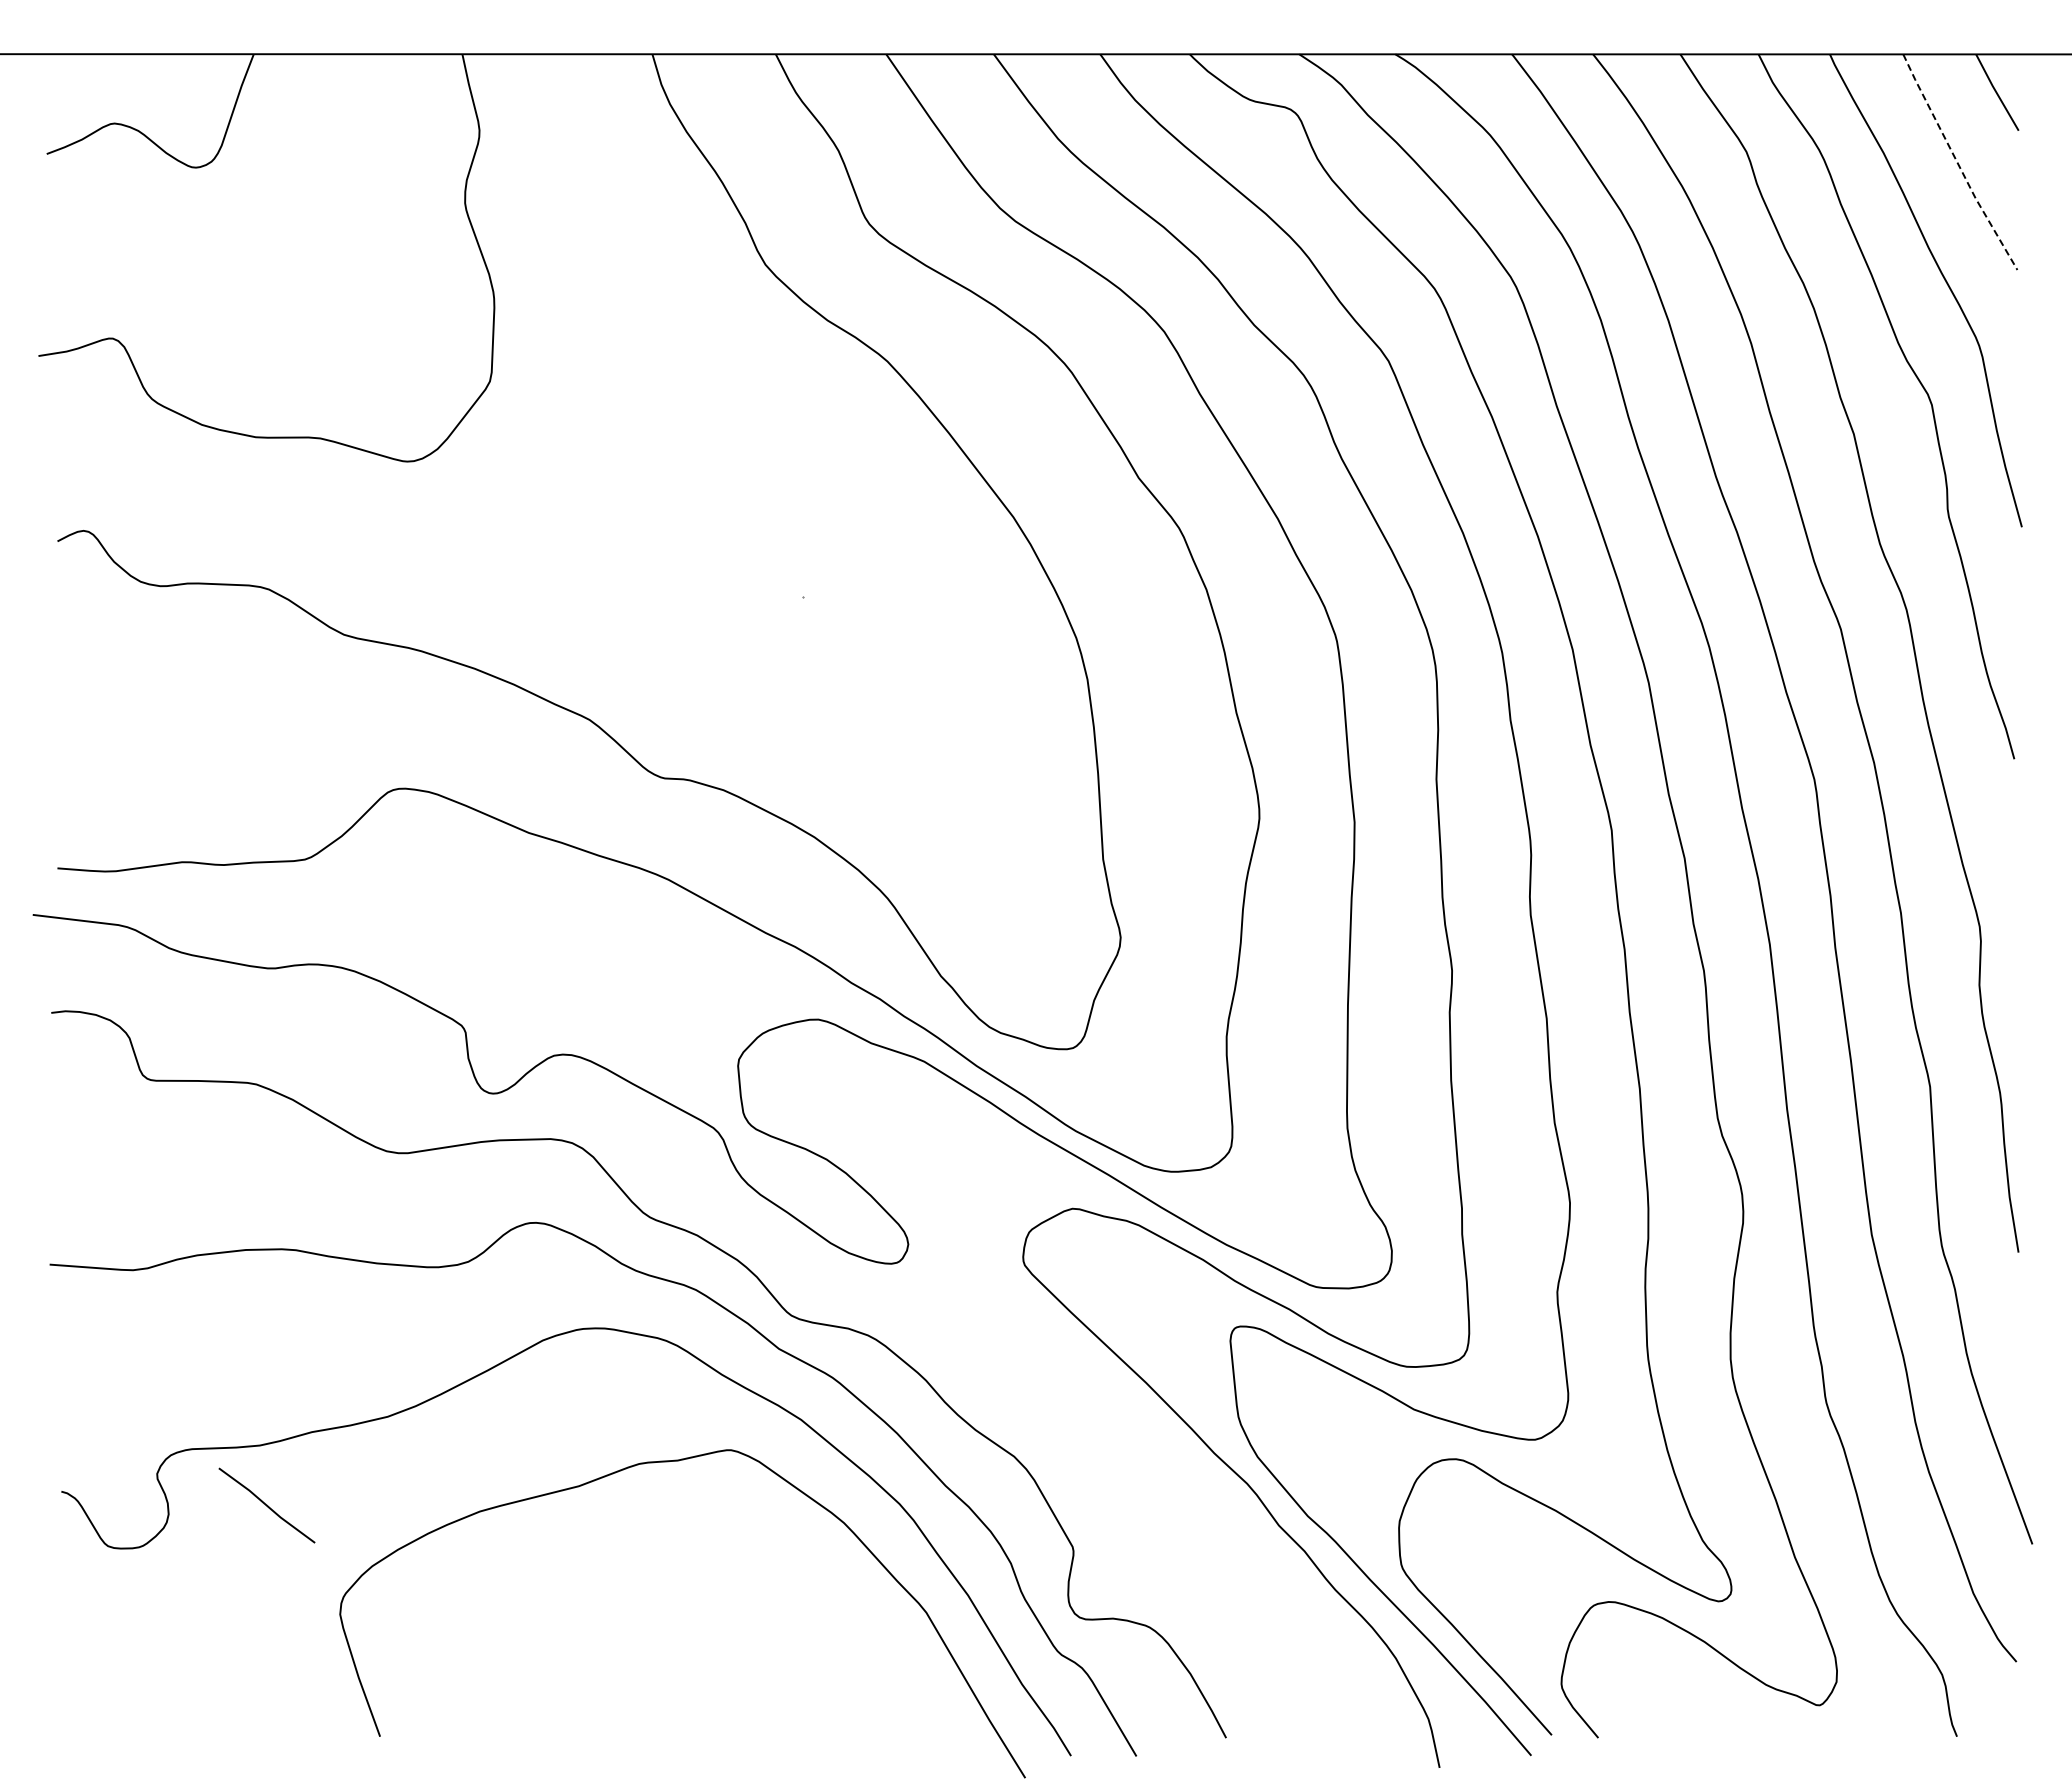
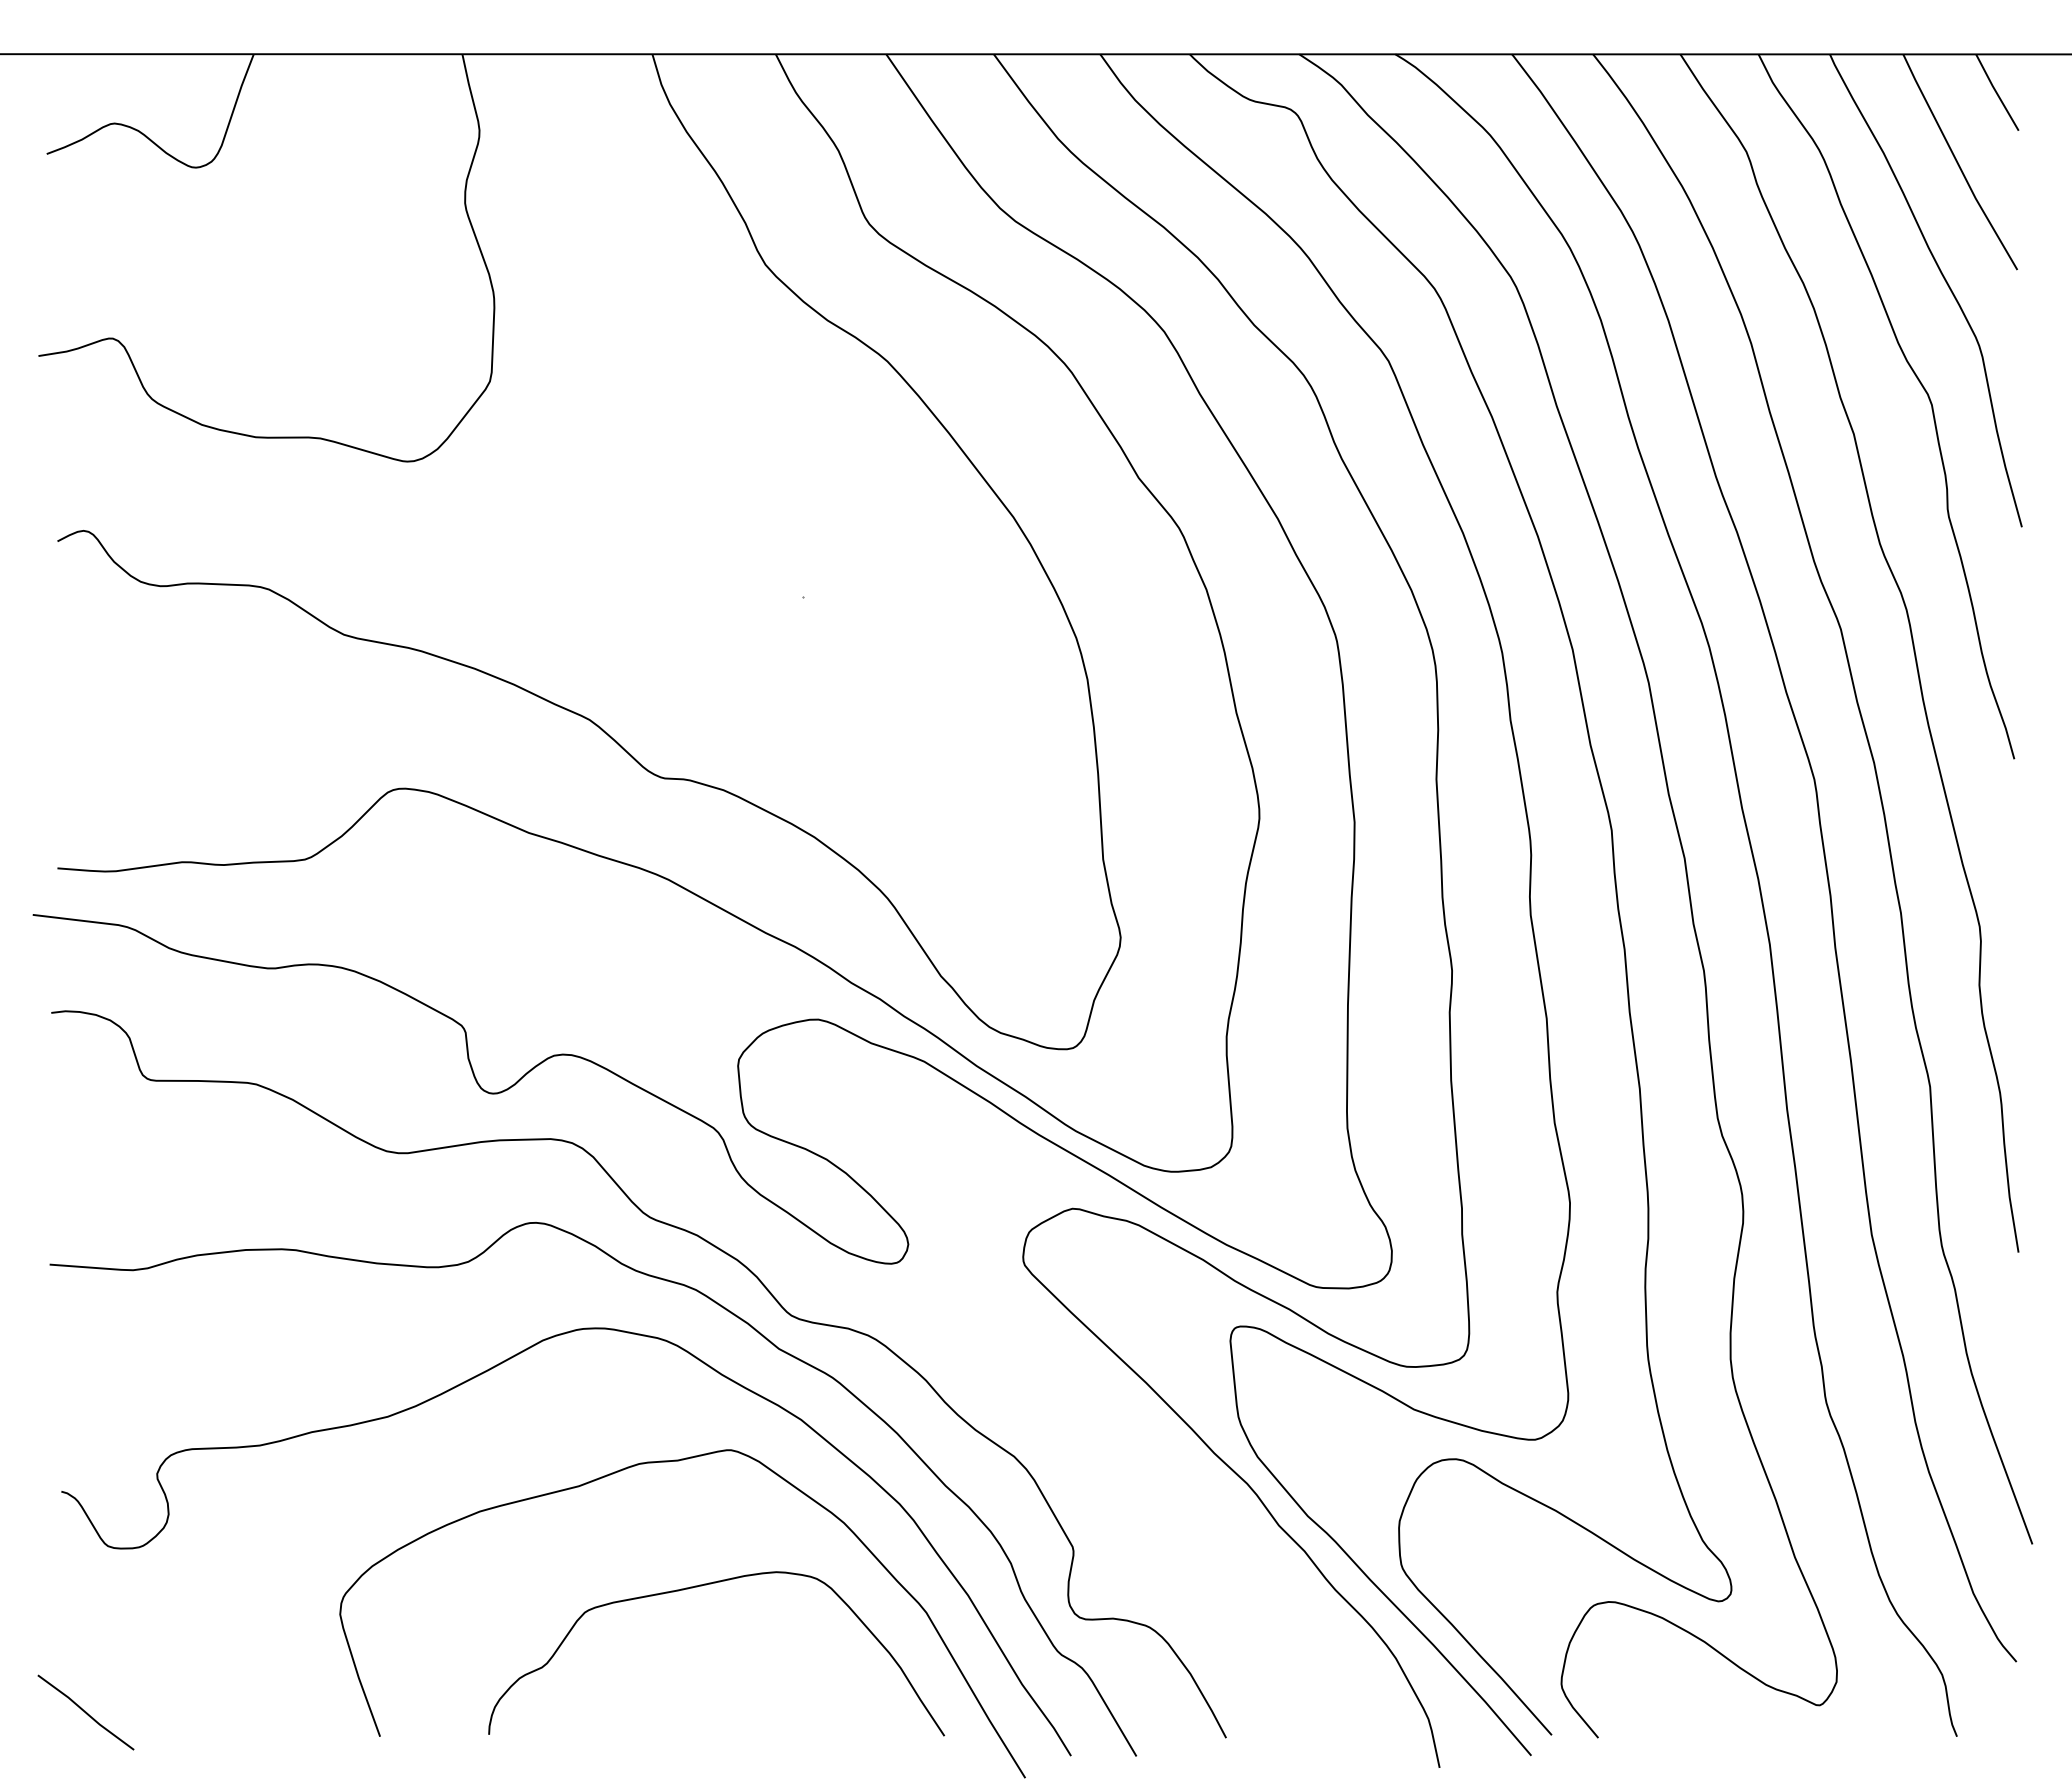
line: dashed -> solid (1957, 163)
line position: (266, 1505) -> (85, 1712) (85, 1712)
curve: none -> present (702, 1586)
